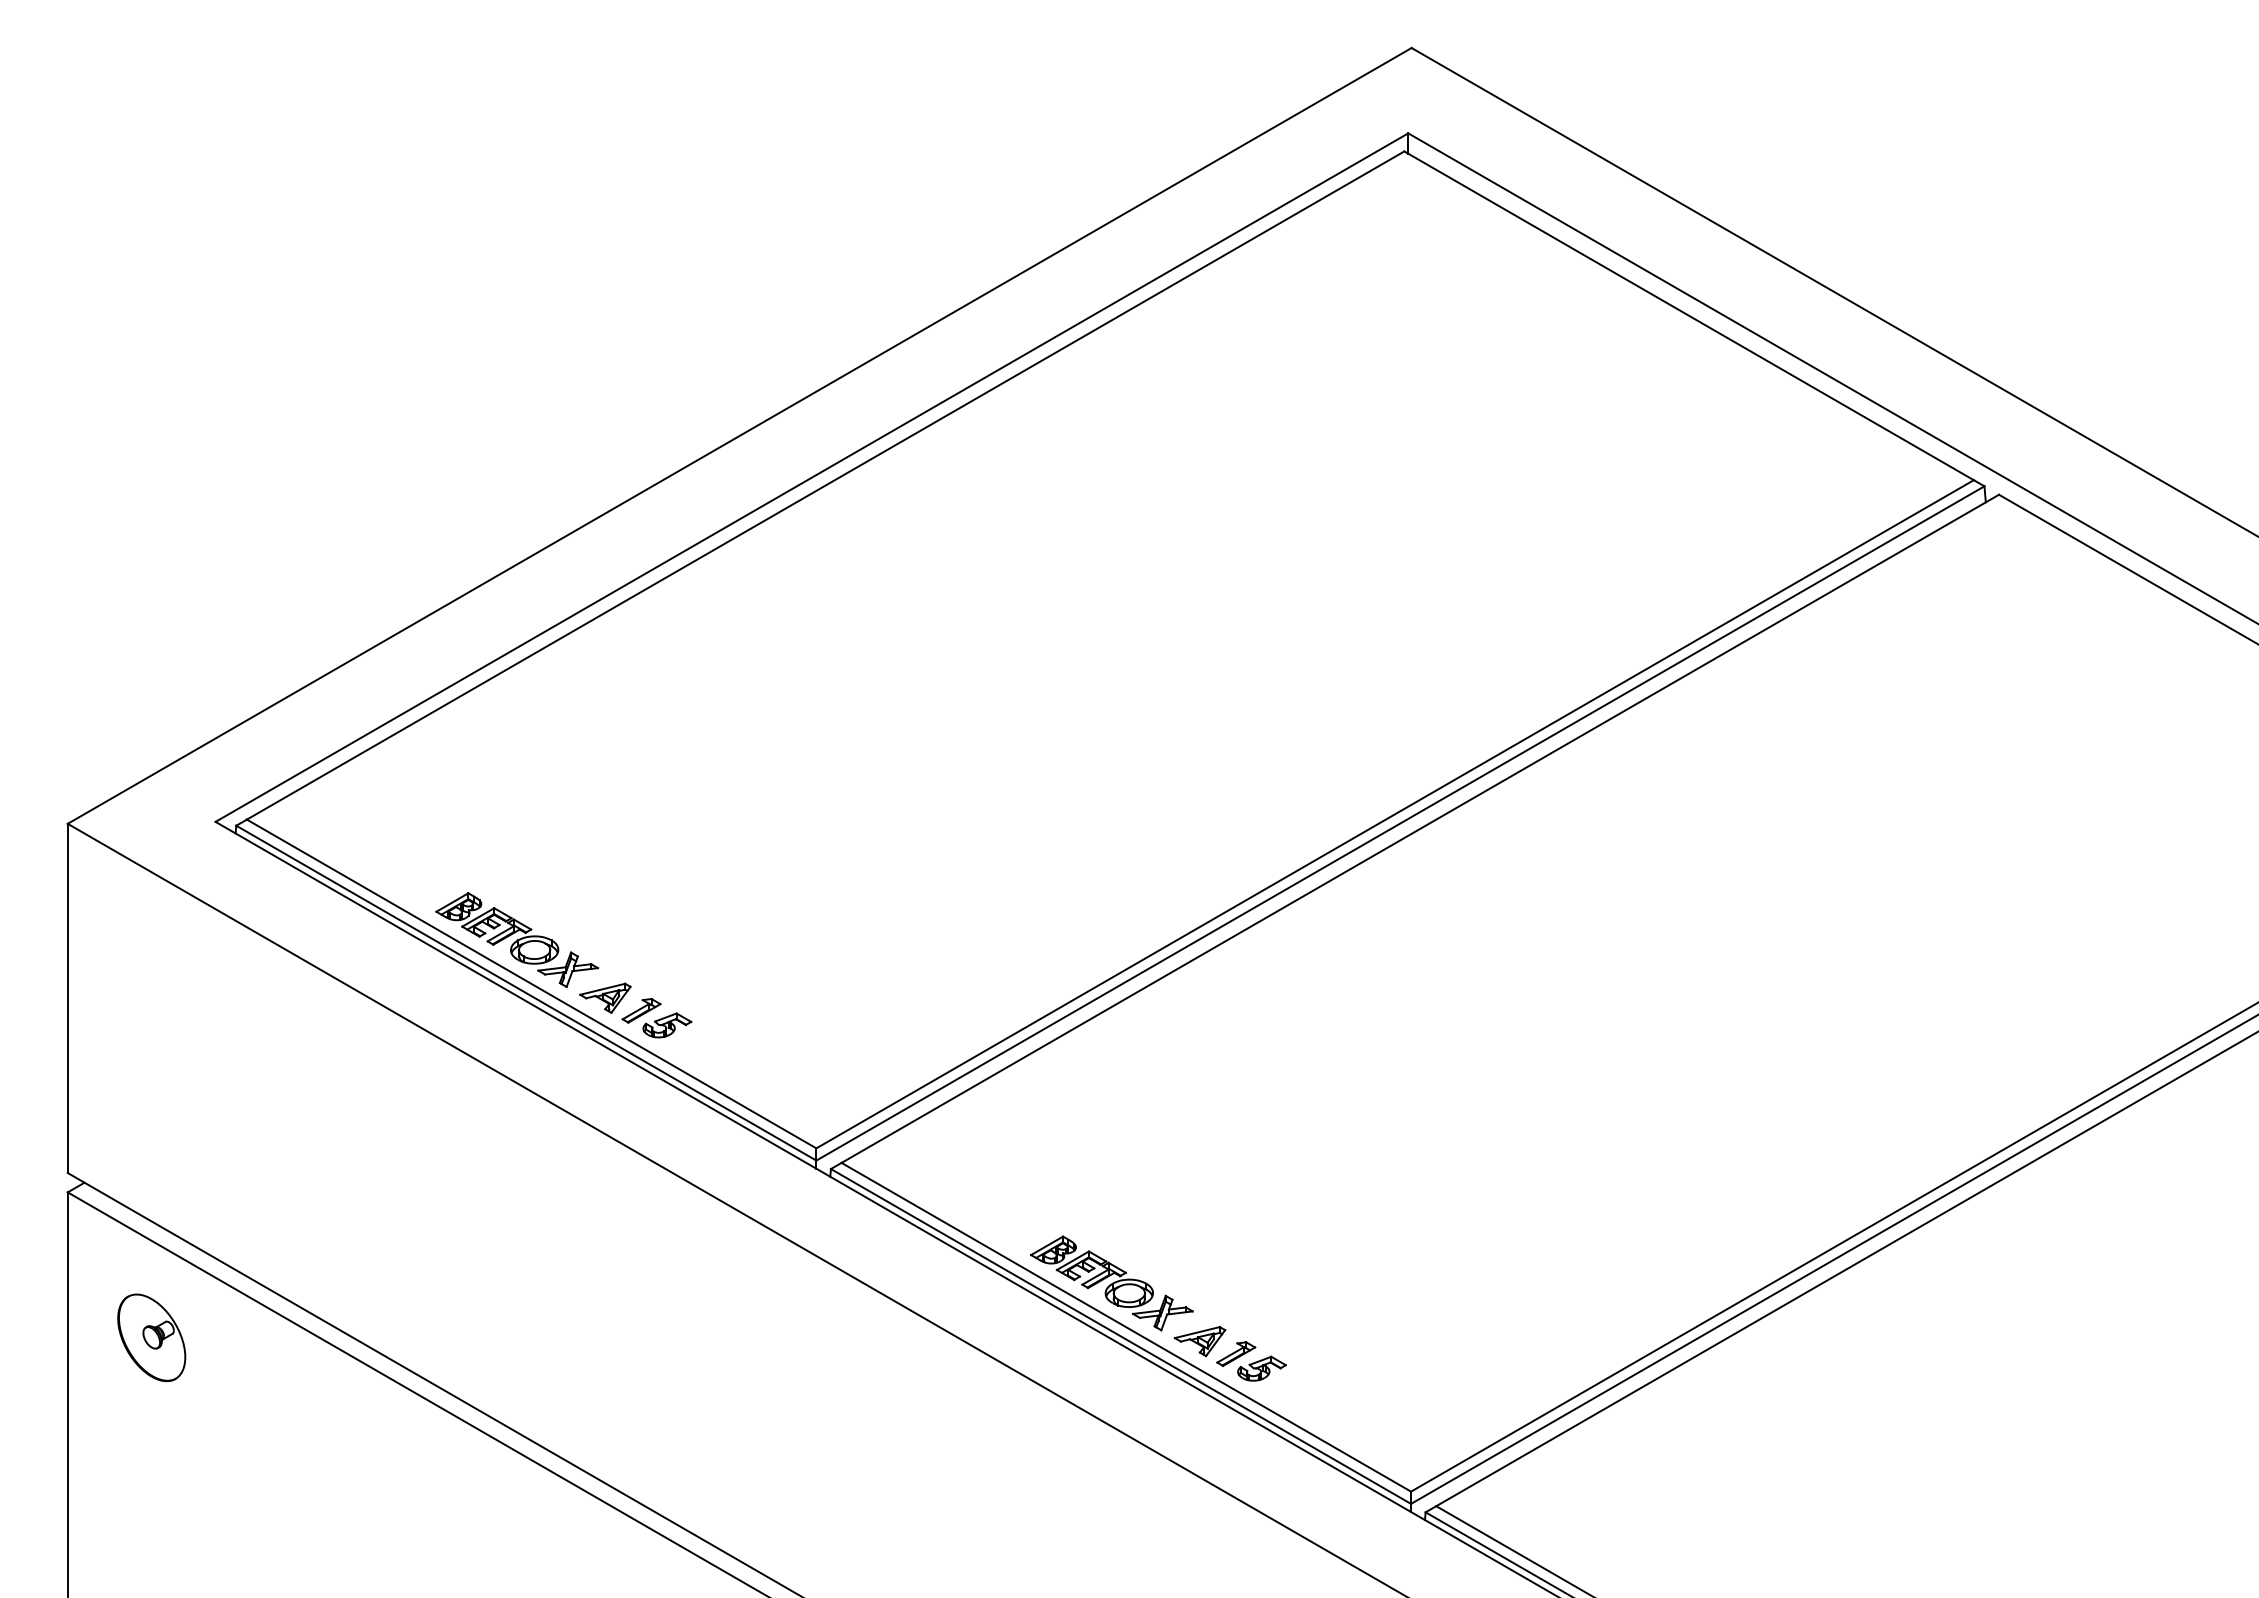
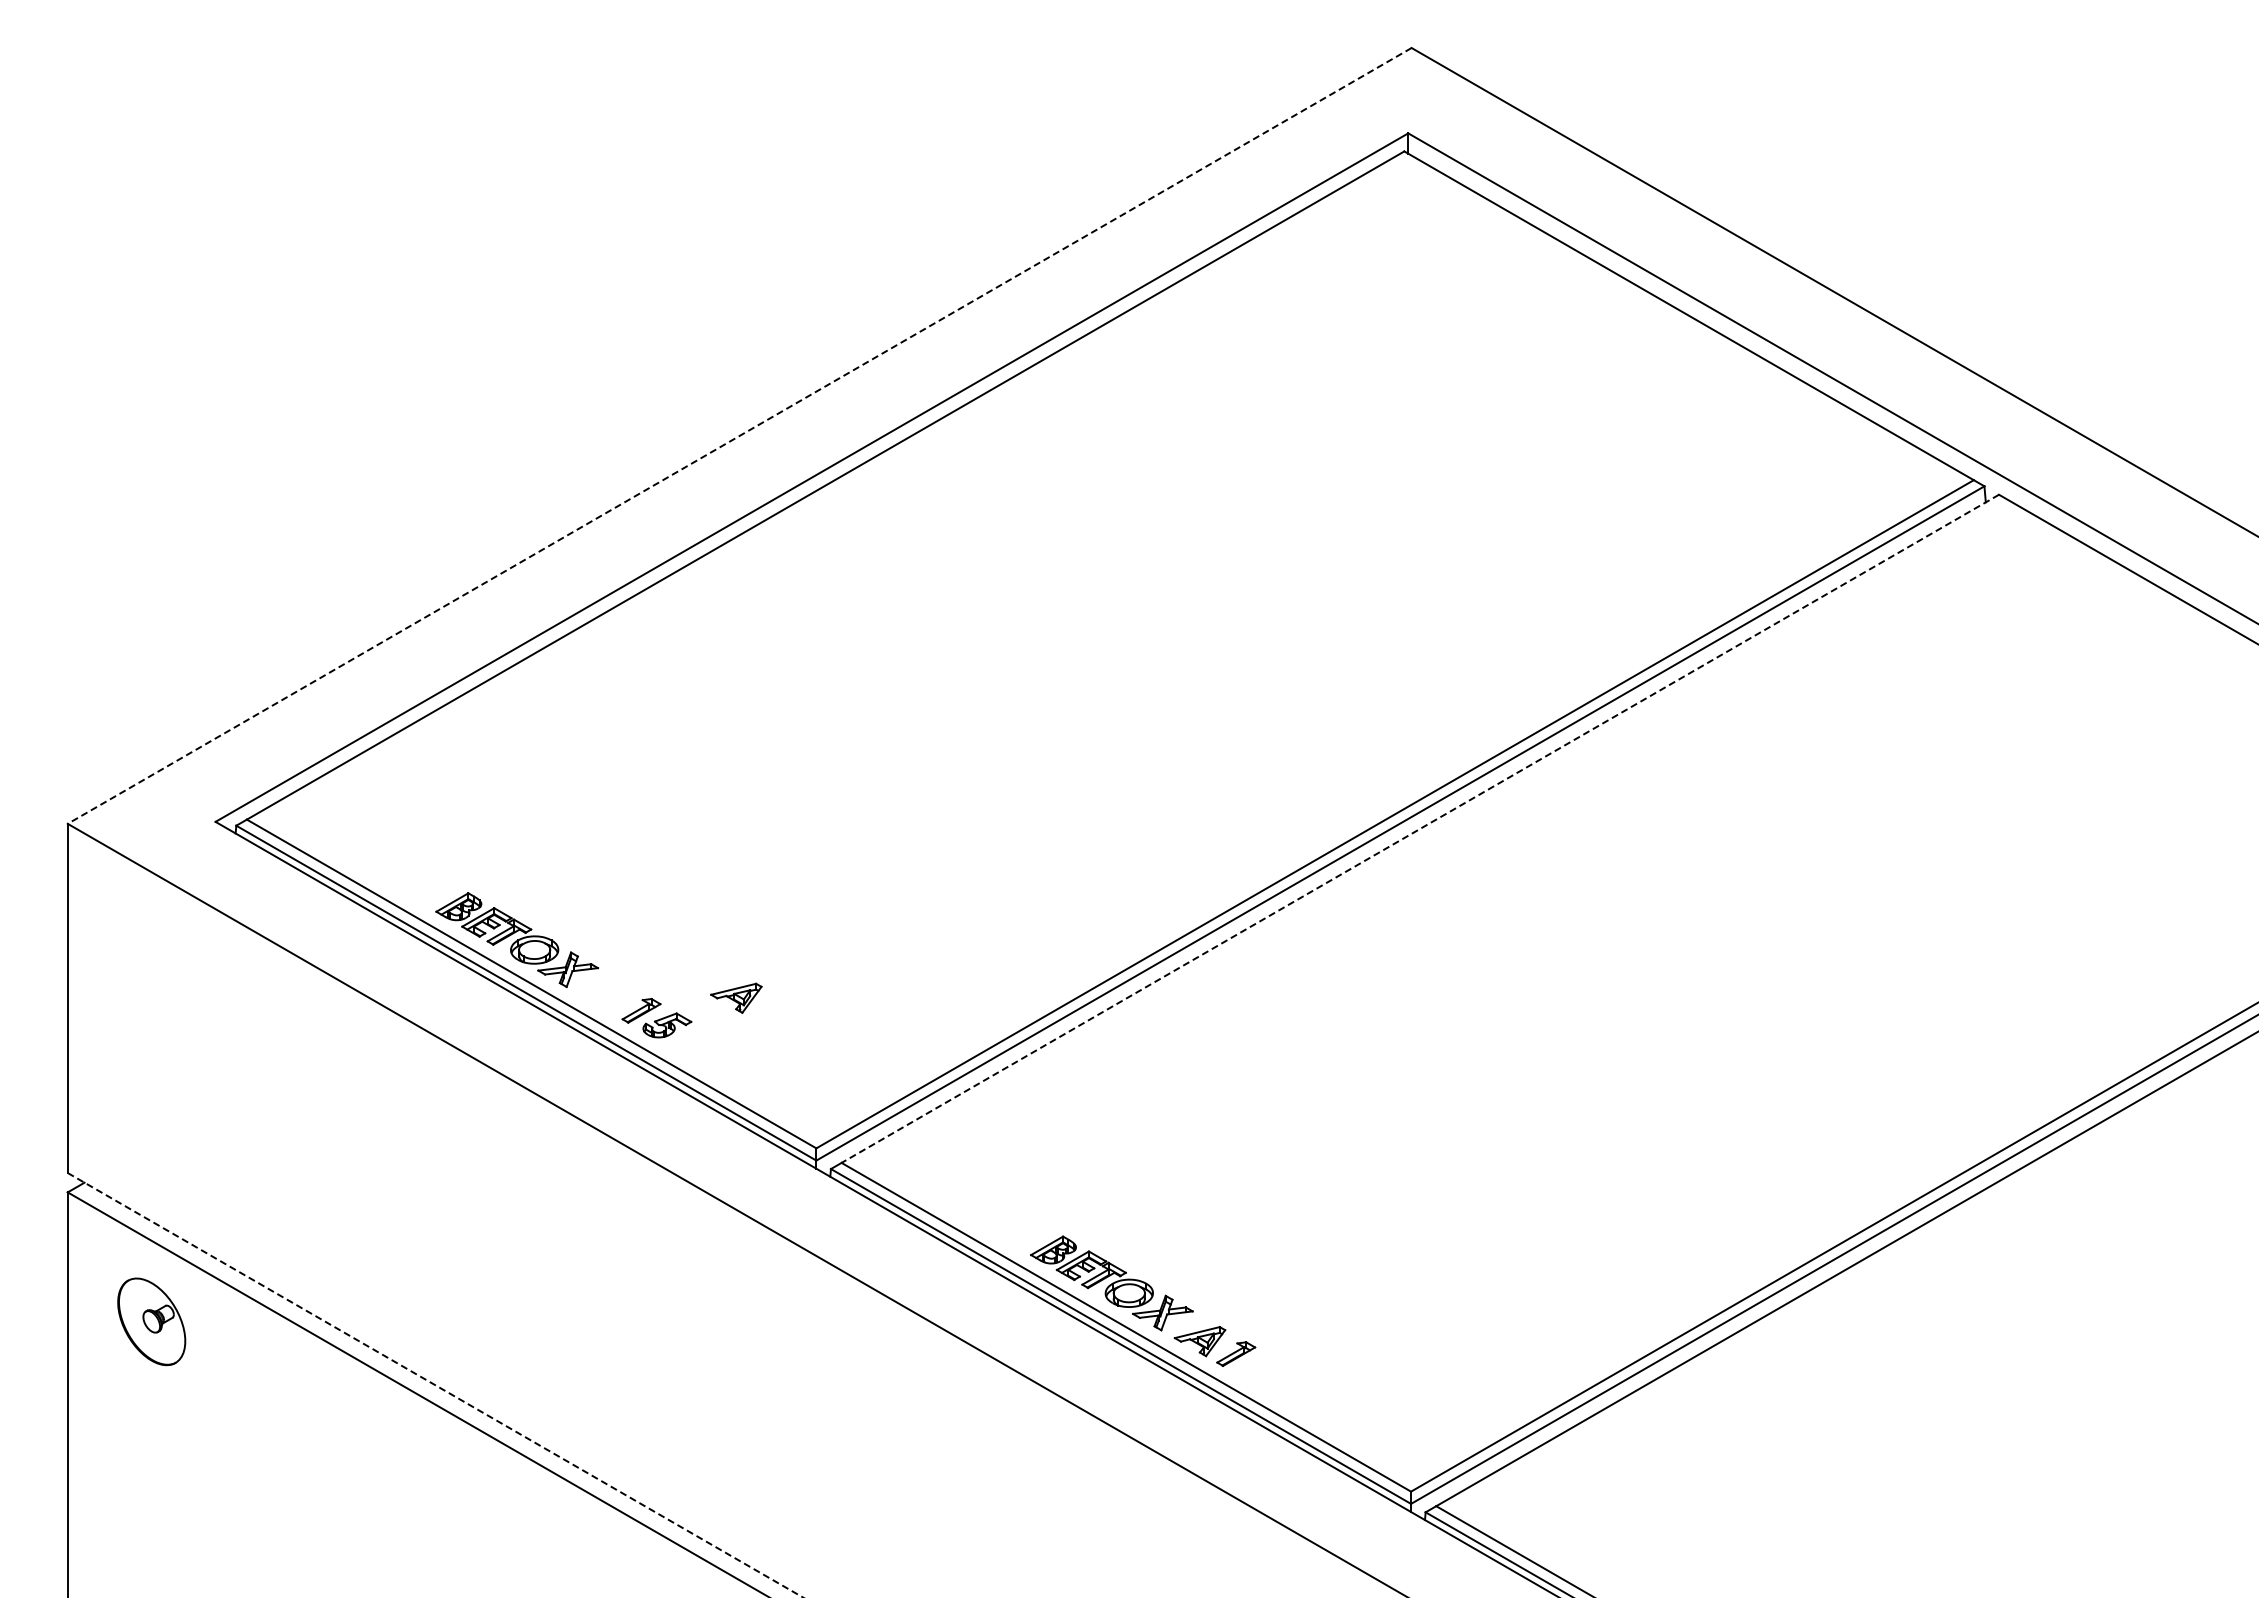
line: solid -> dashed (739, 435)
line: solid -> dashed (1419, 829)
part position: (605, 997) -> (736, 997) (736, 997)
part position: (151, 1337) -> (151, 1321) (151, 1321)
part: present -> none (1261, 1368)
line: solid -> dashed (435, 1385)
